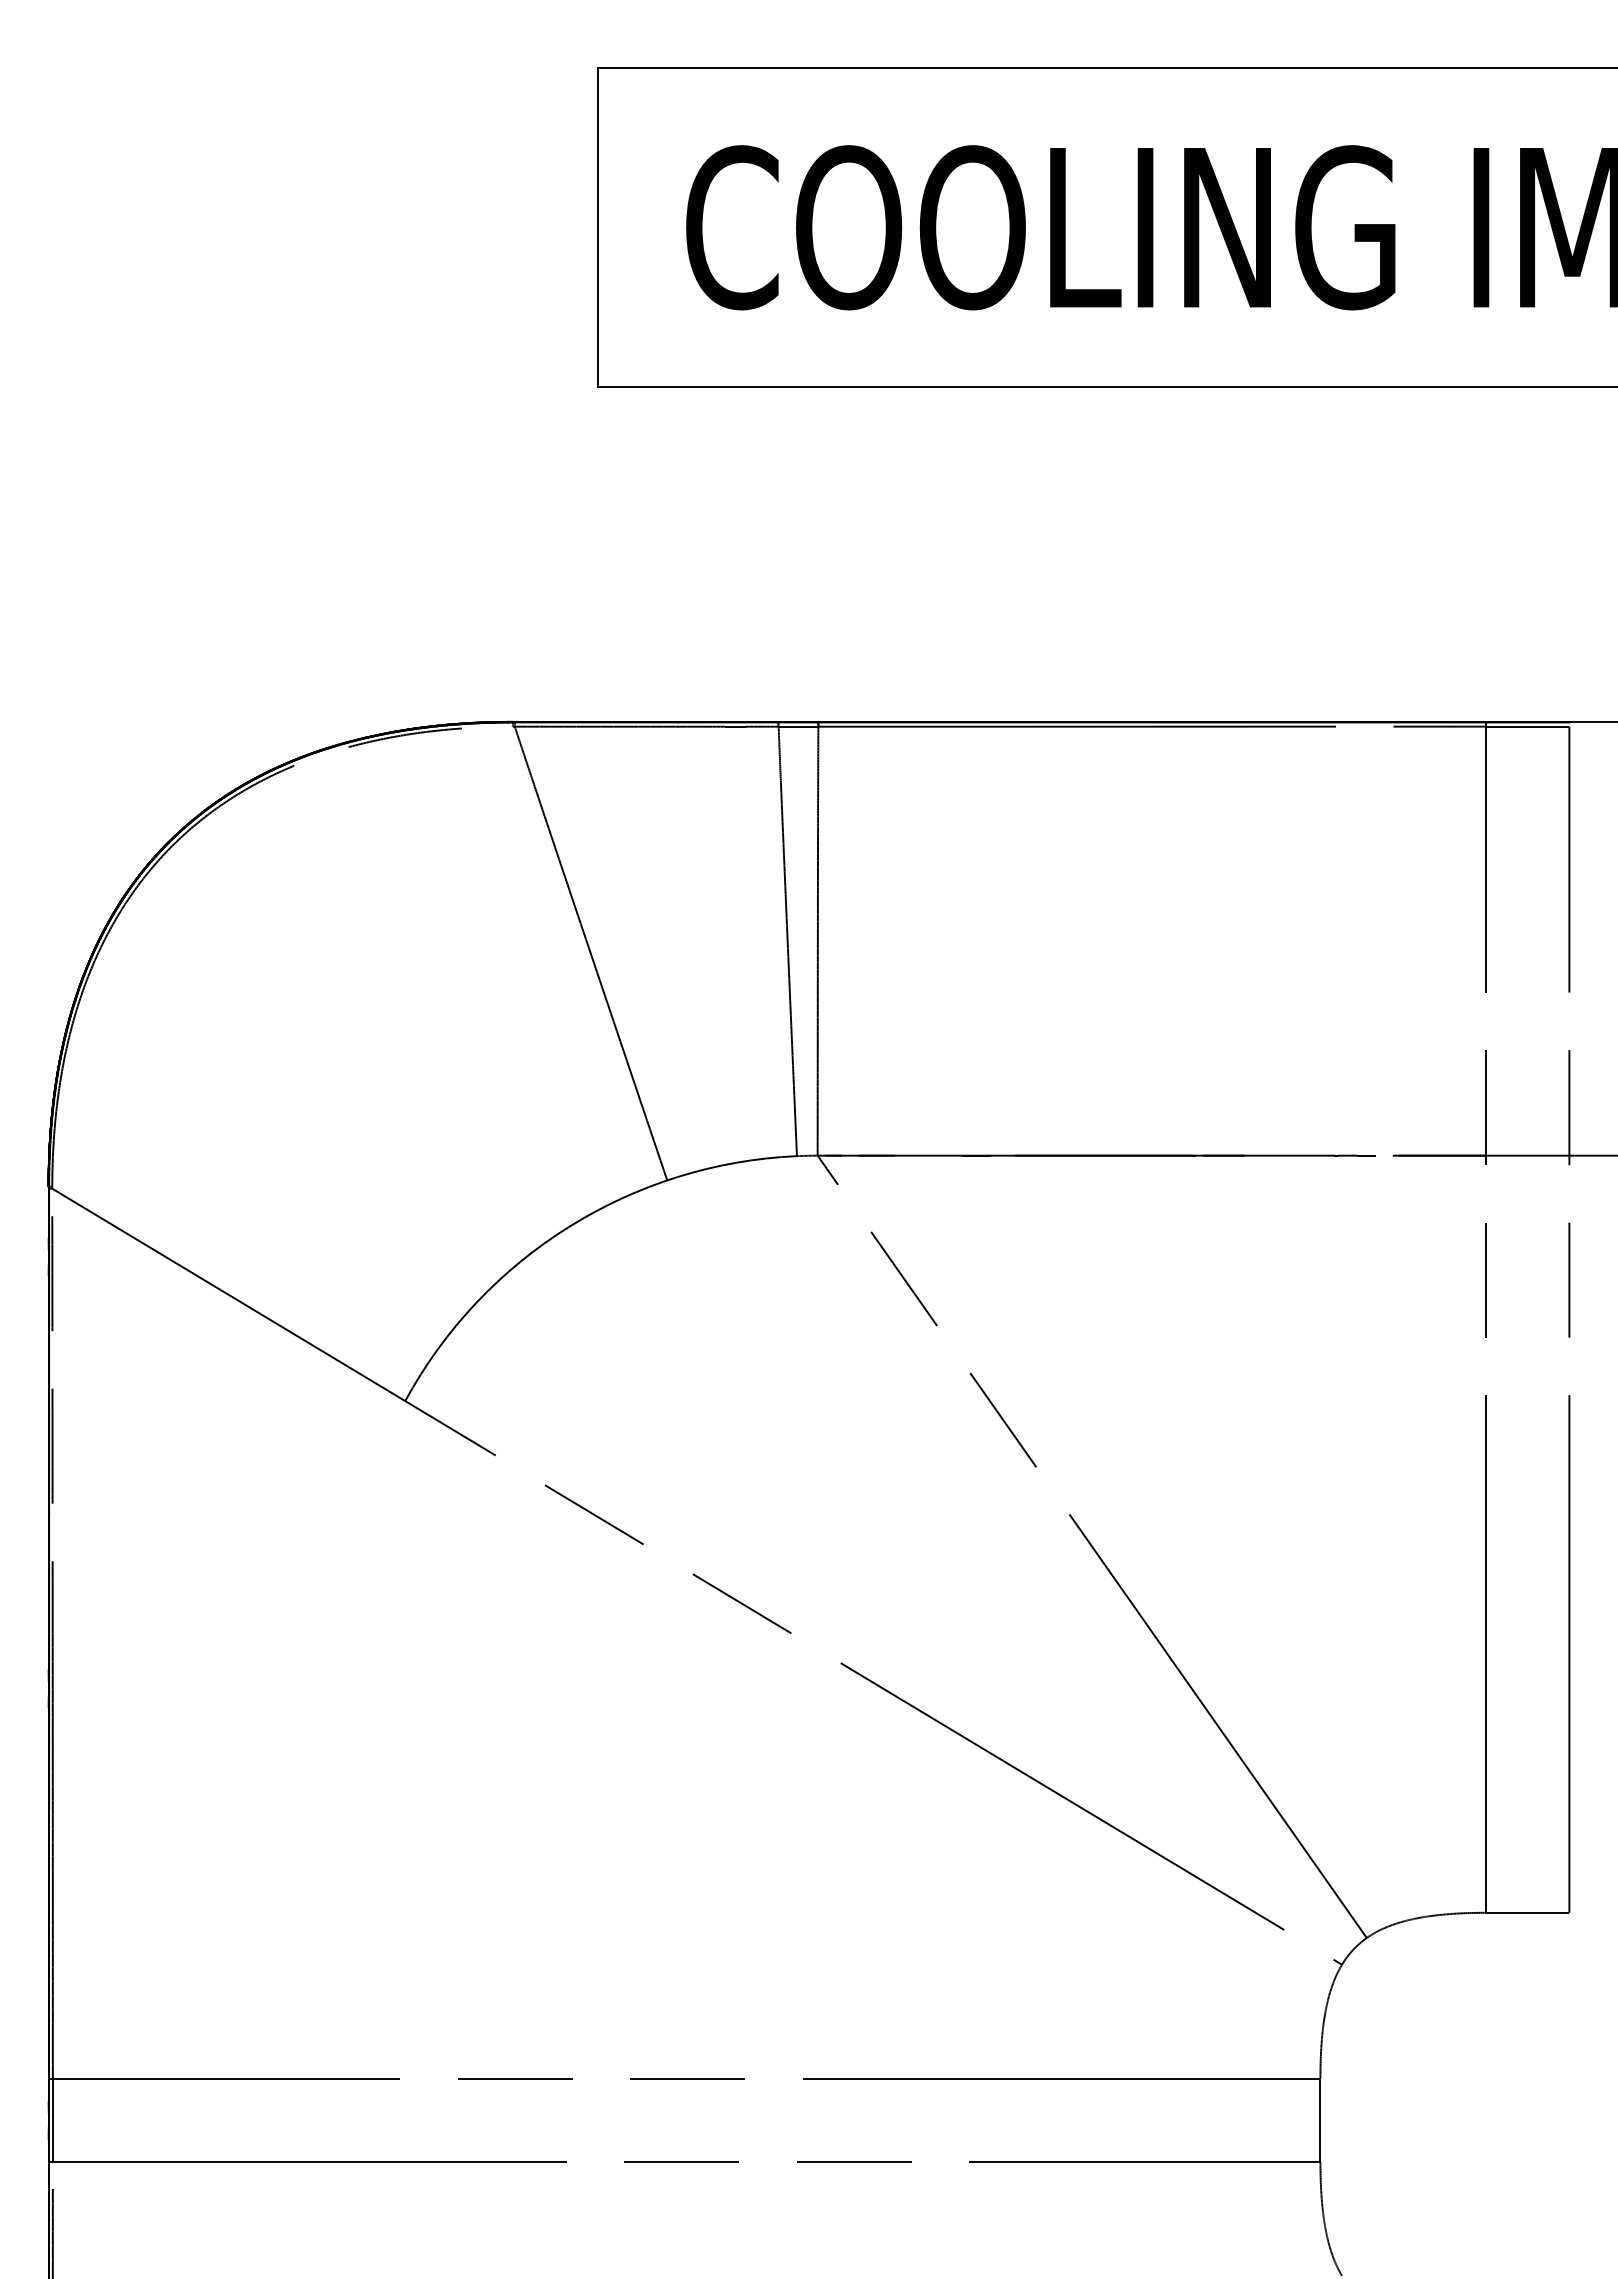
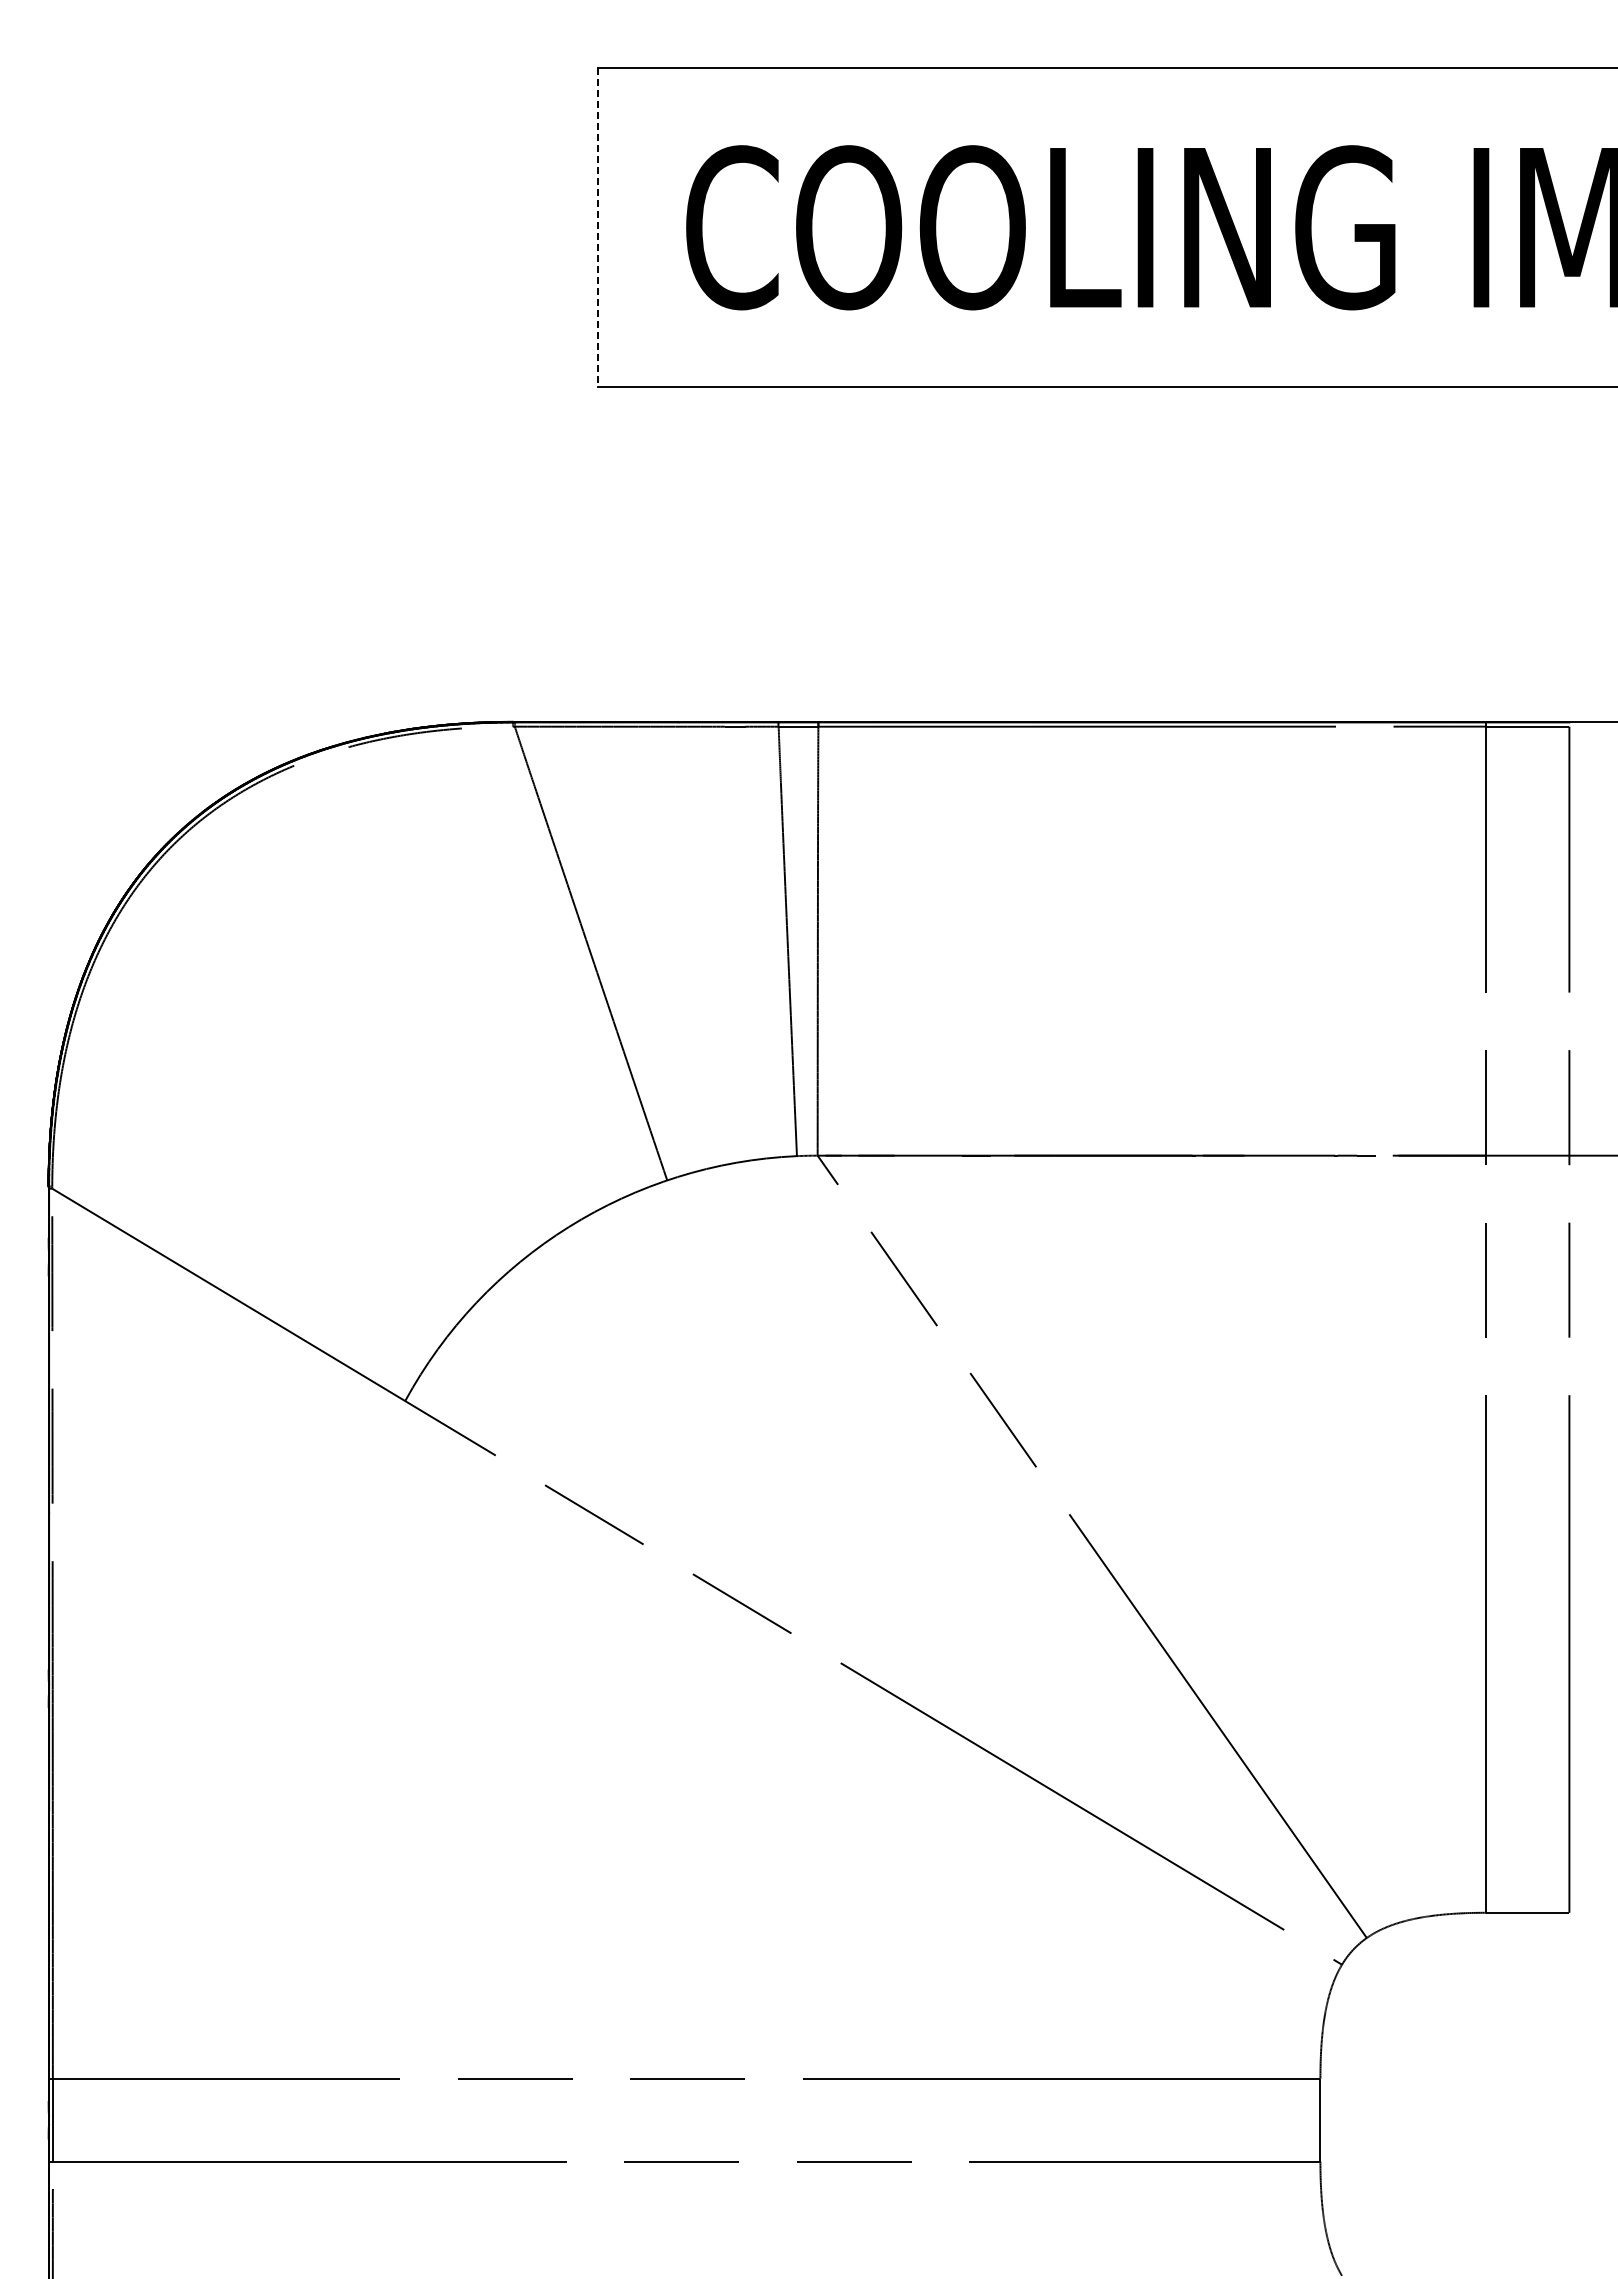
line: solid -> dashed (597, 228)
